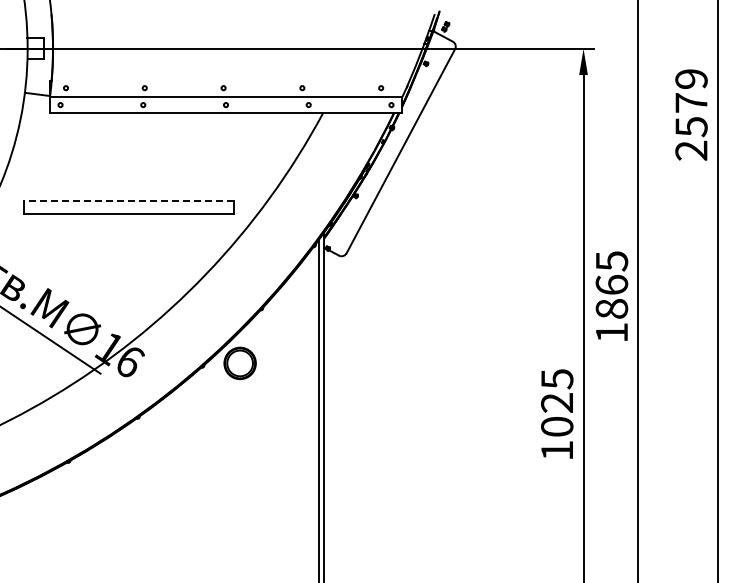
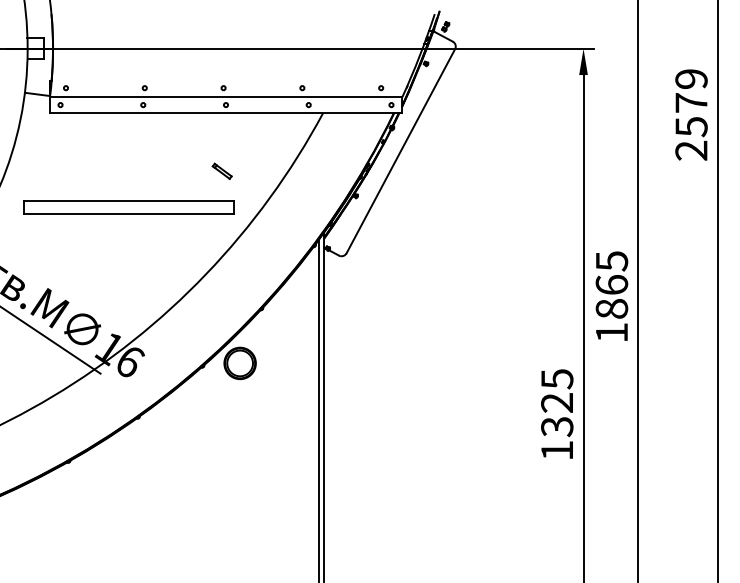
part: none -> present (221, 170)
line: dashed -> solid (128, 201)
text: 1025 -> 1325 (557, 427)
